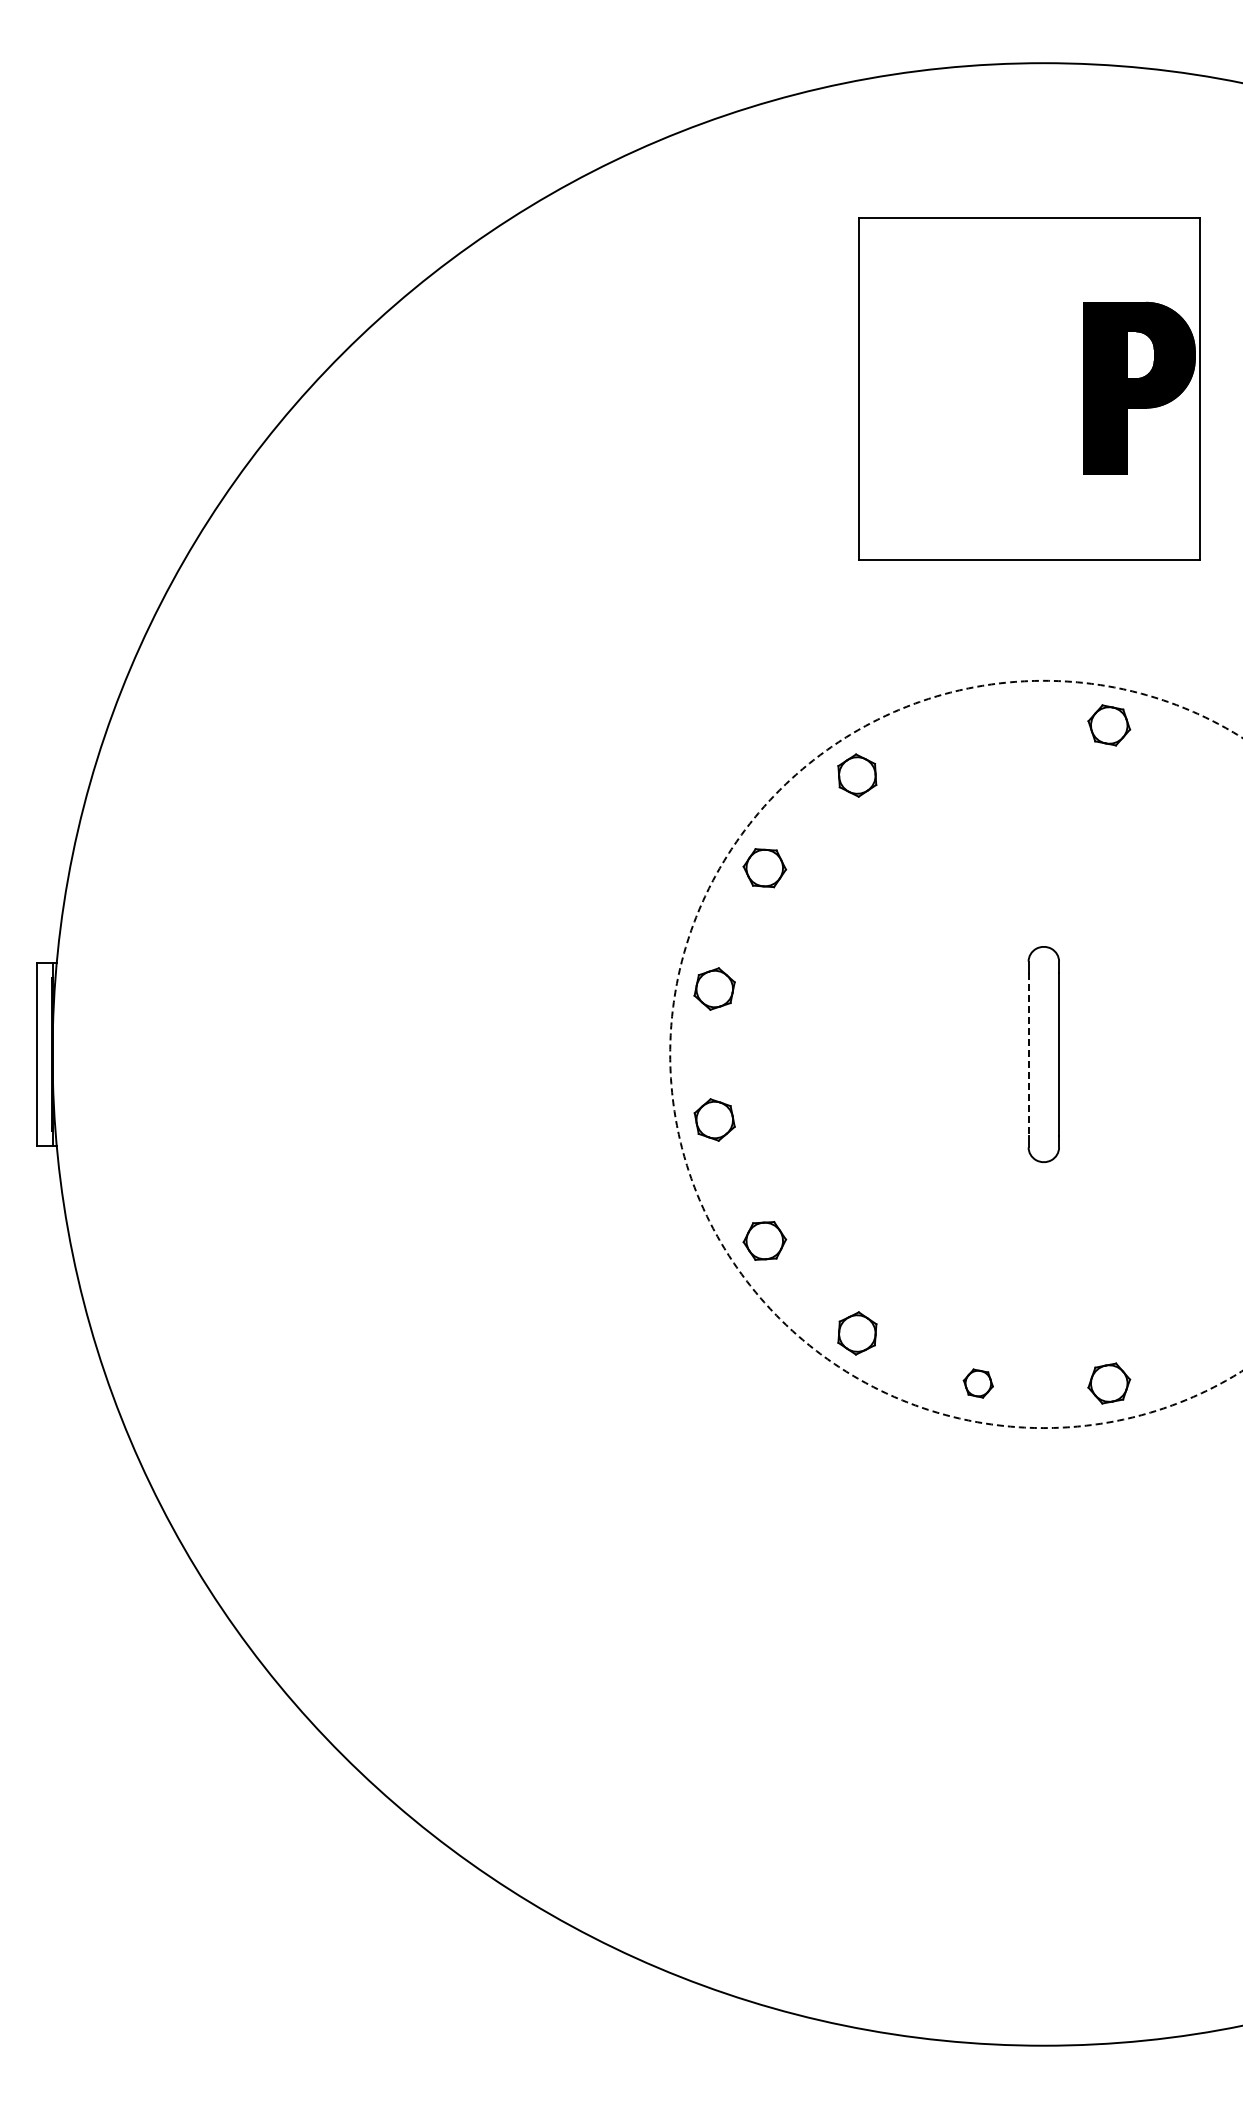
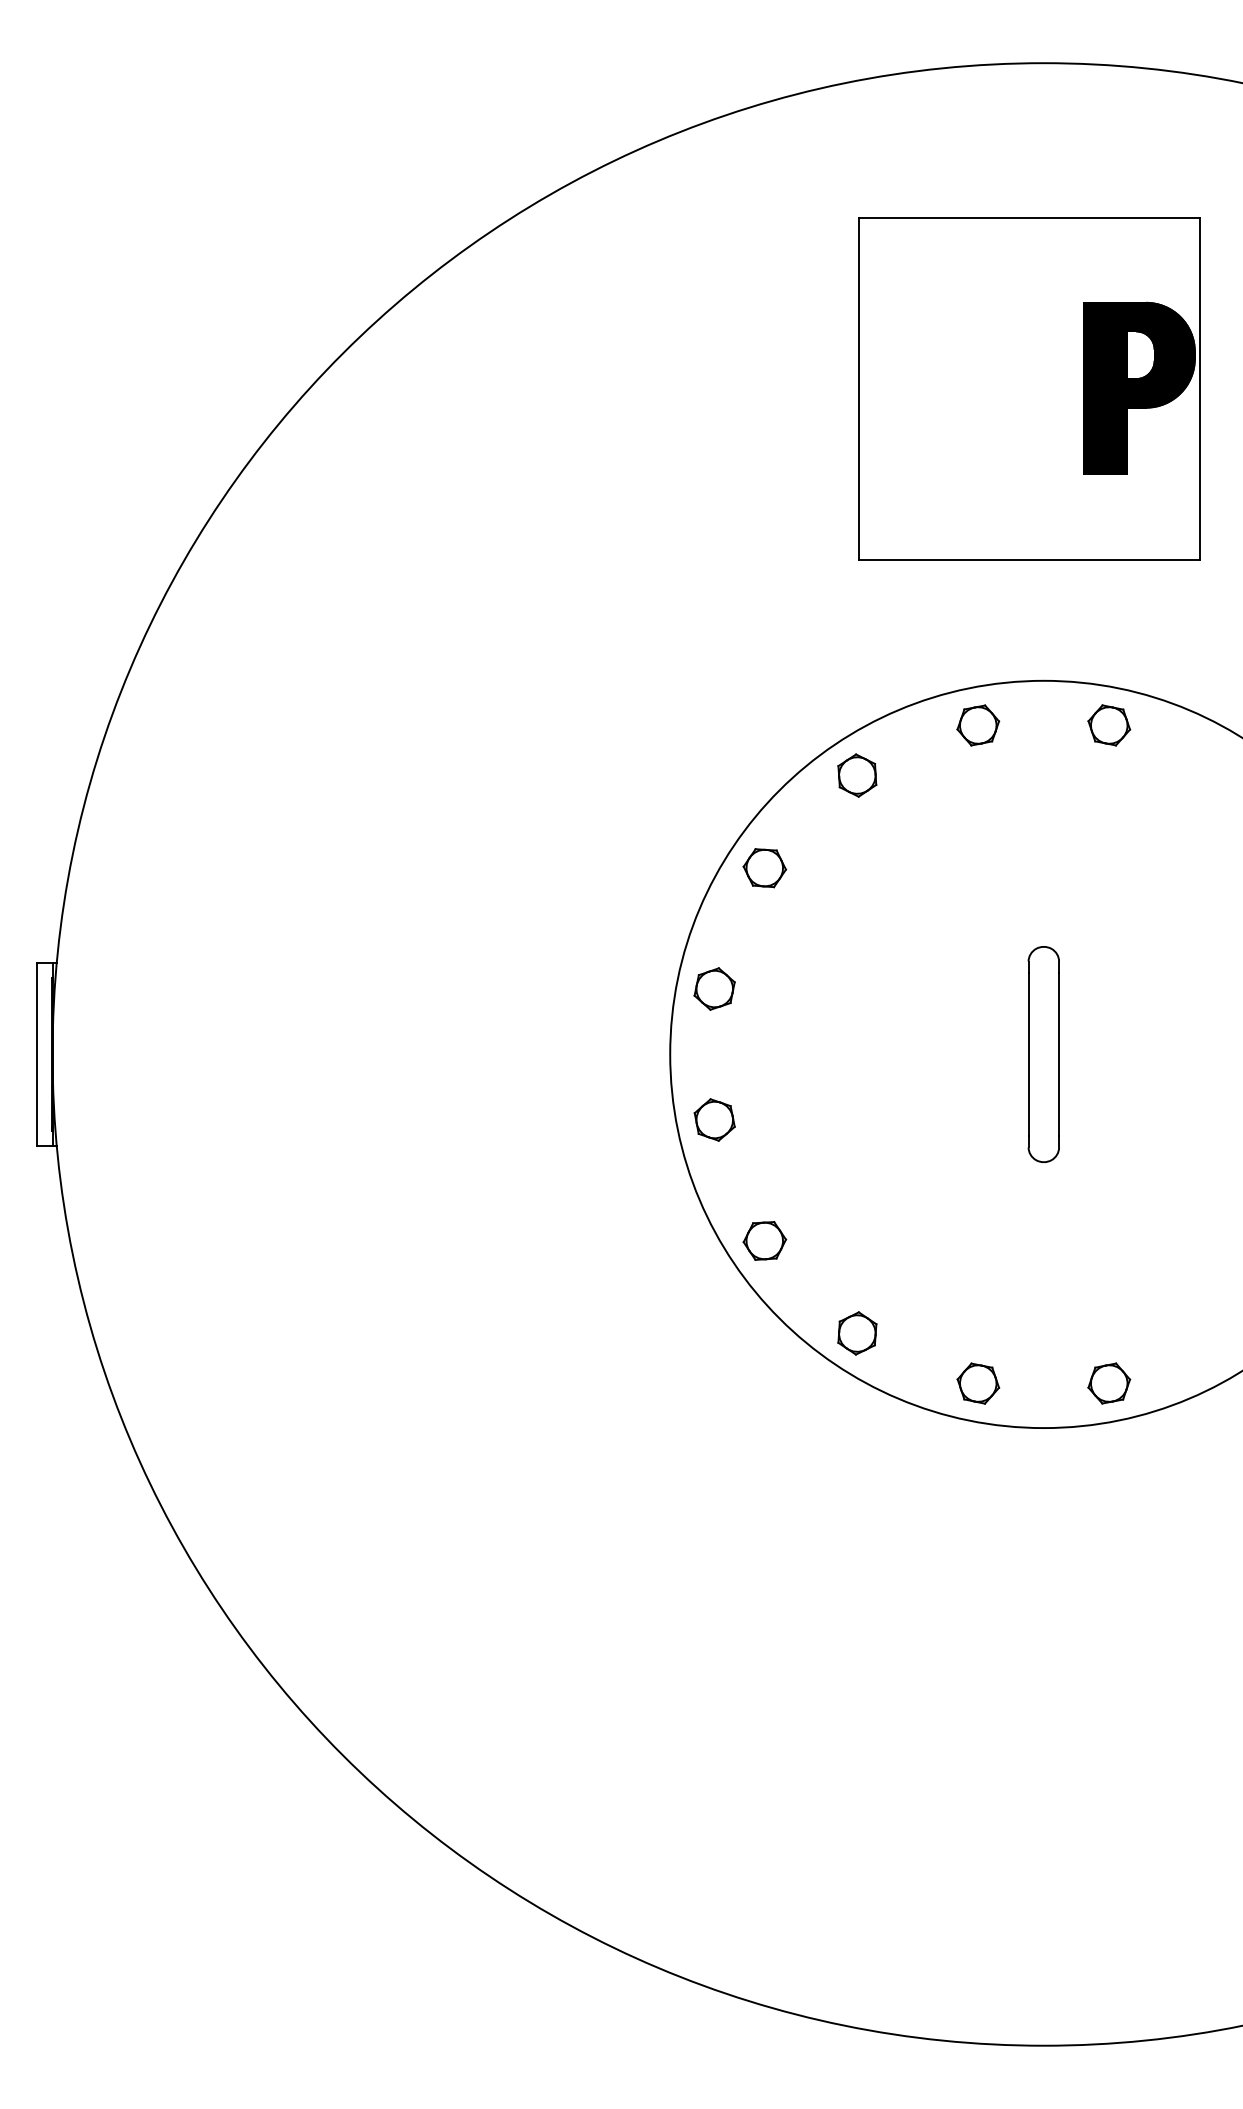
part: none -> present (978, 725)
circle: dashed -> solid (956, 1054)
line: dashed -> solid (1028, 1055)
part size: 32x31 px -> 45x43 px (978, 1383)
